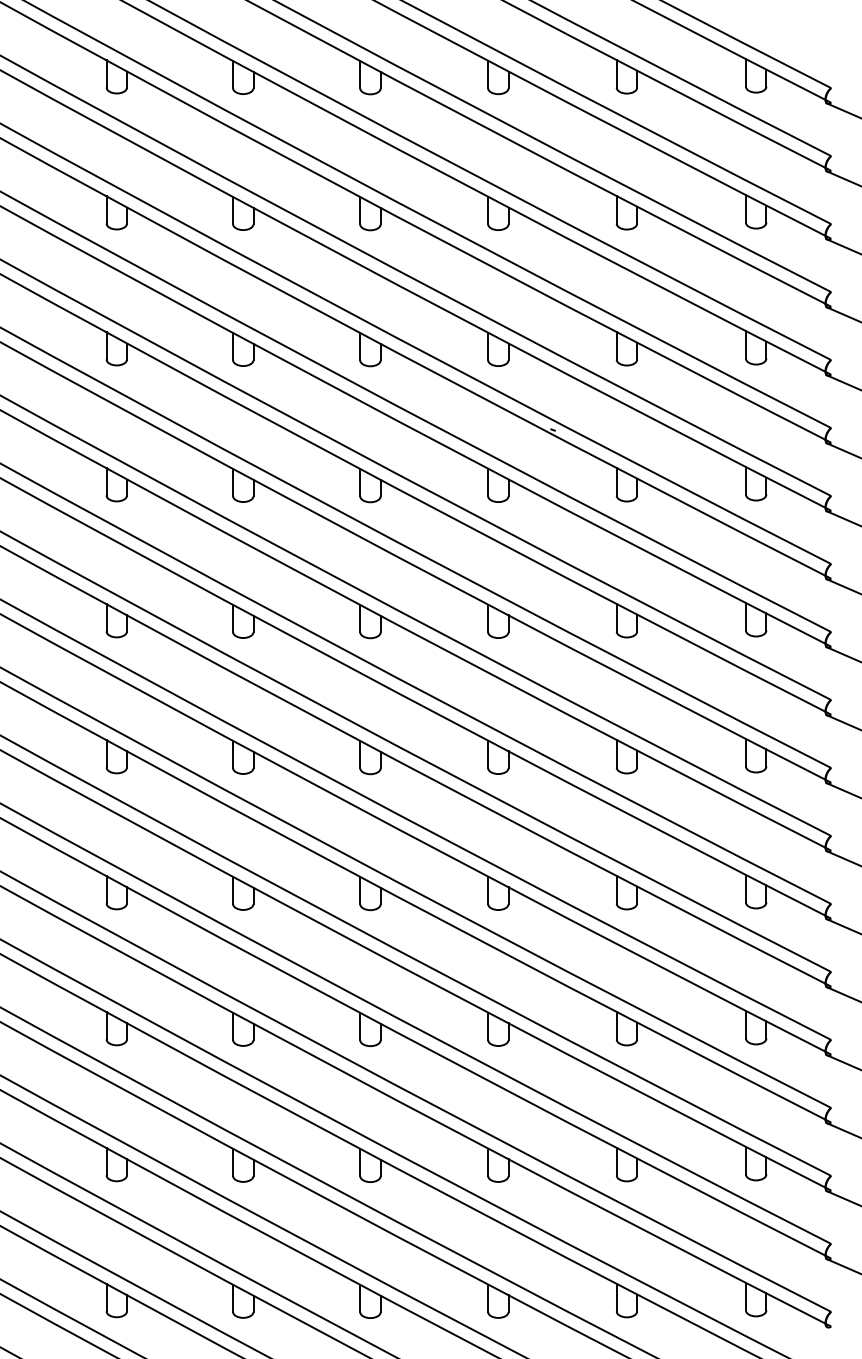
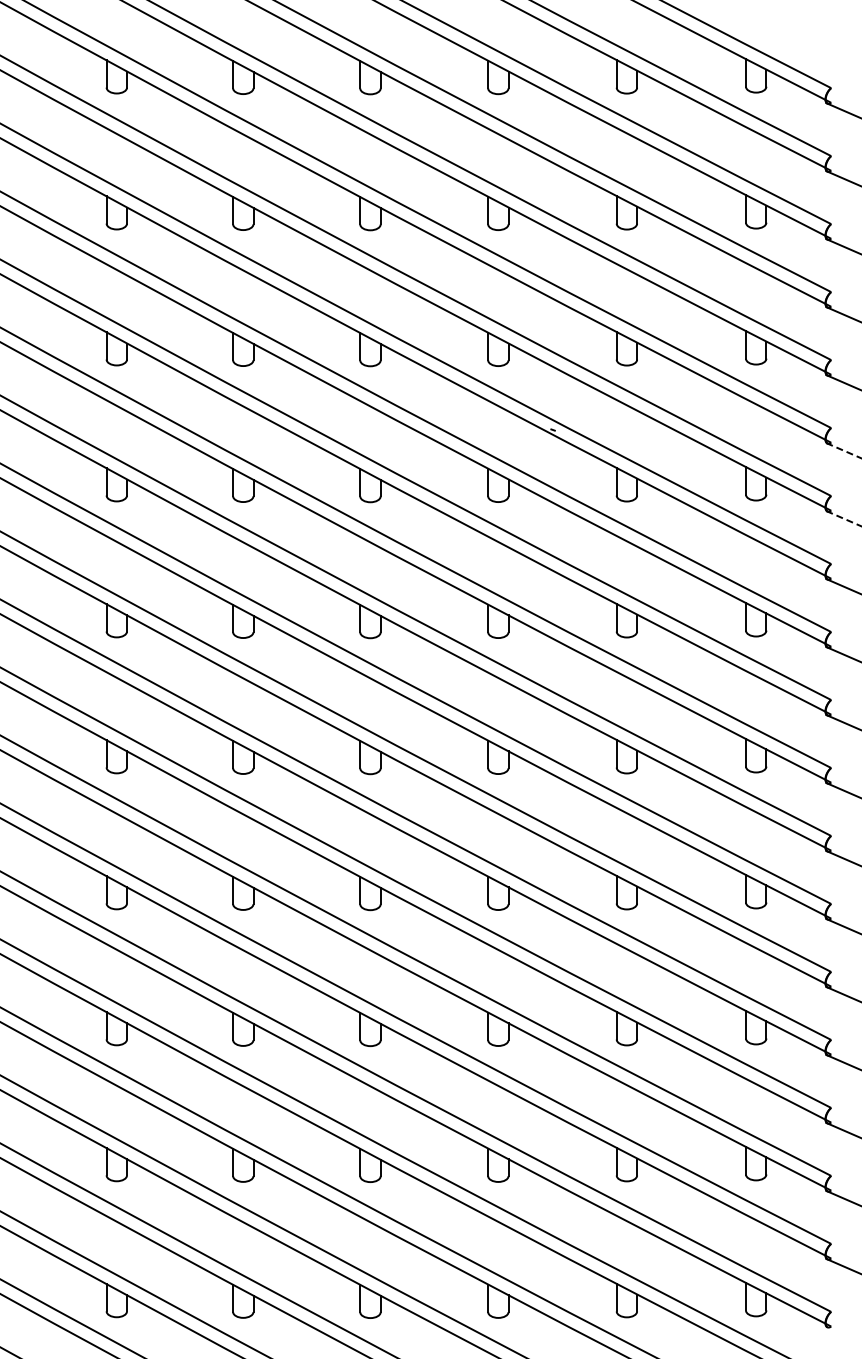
line: solid -> dashed (843, 450)
line: solid -> dashed (843, 518)
